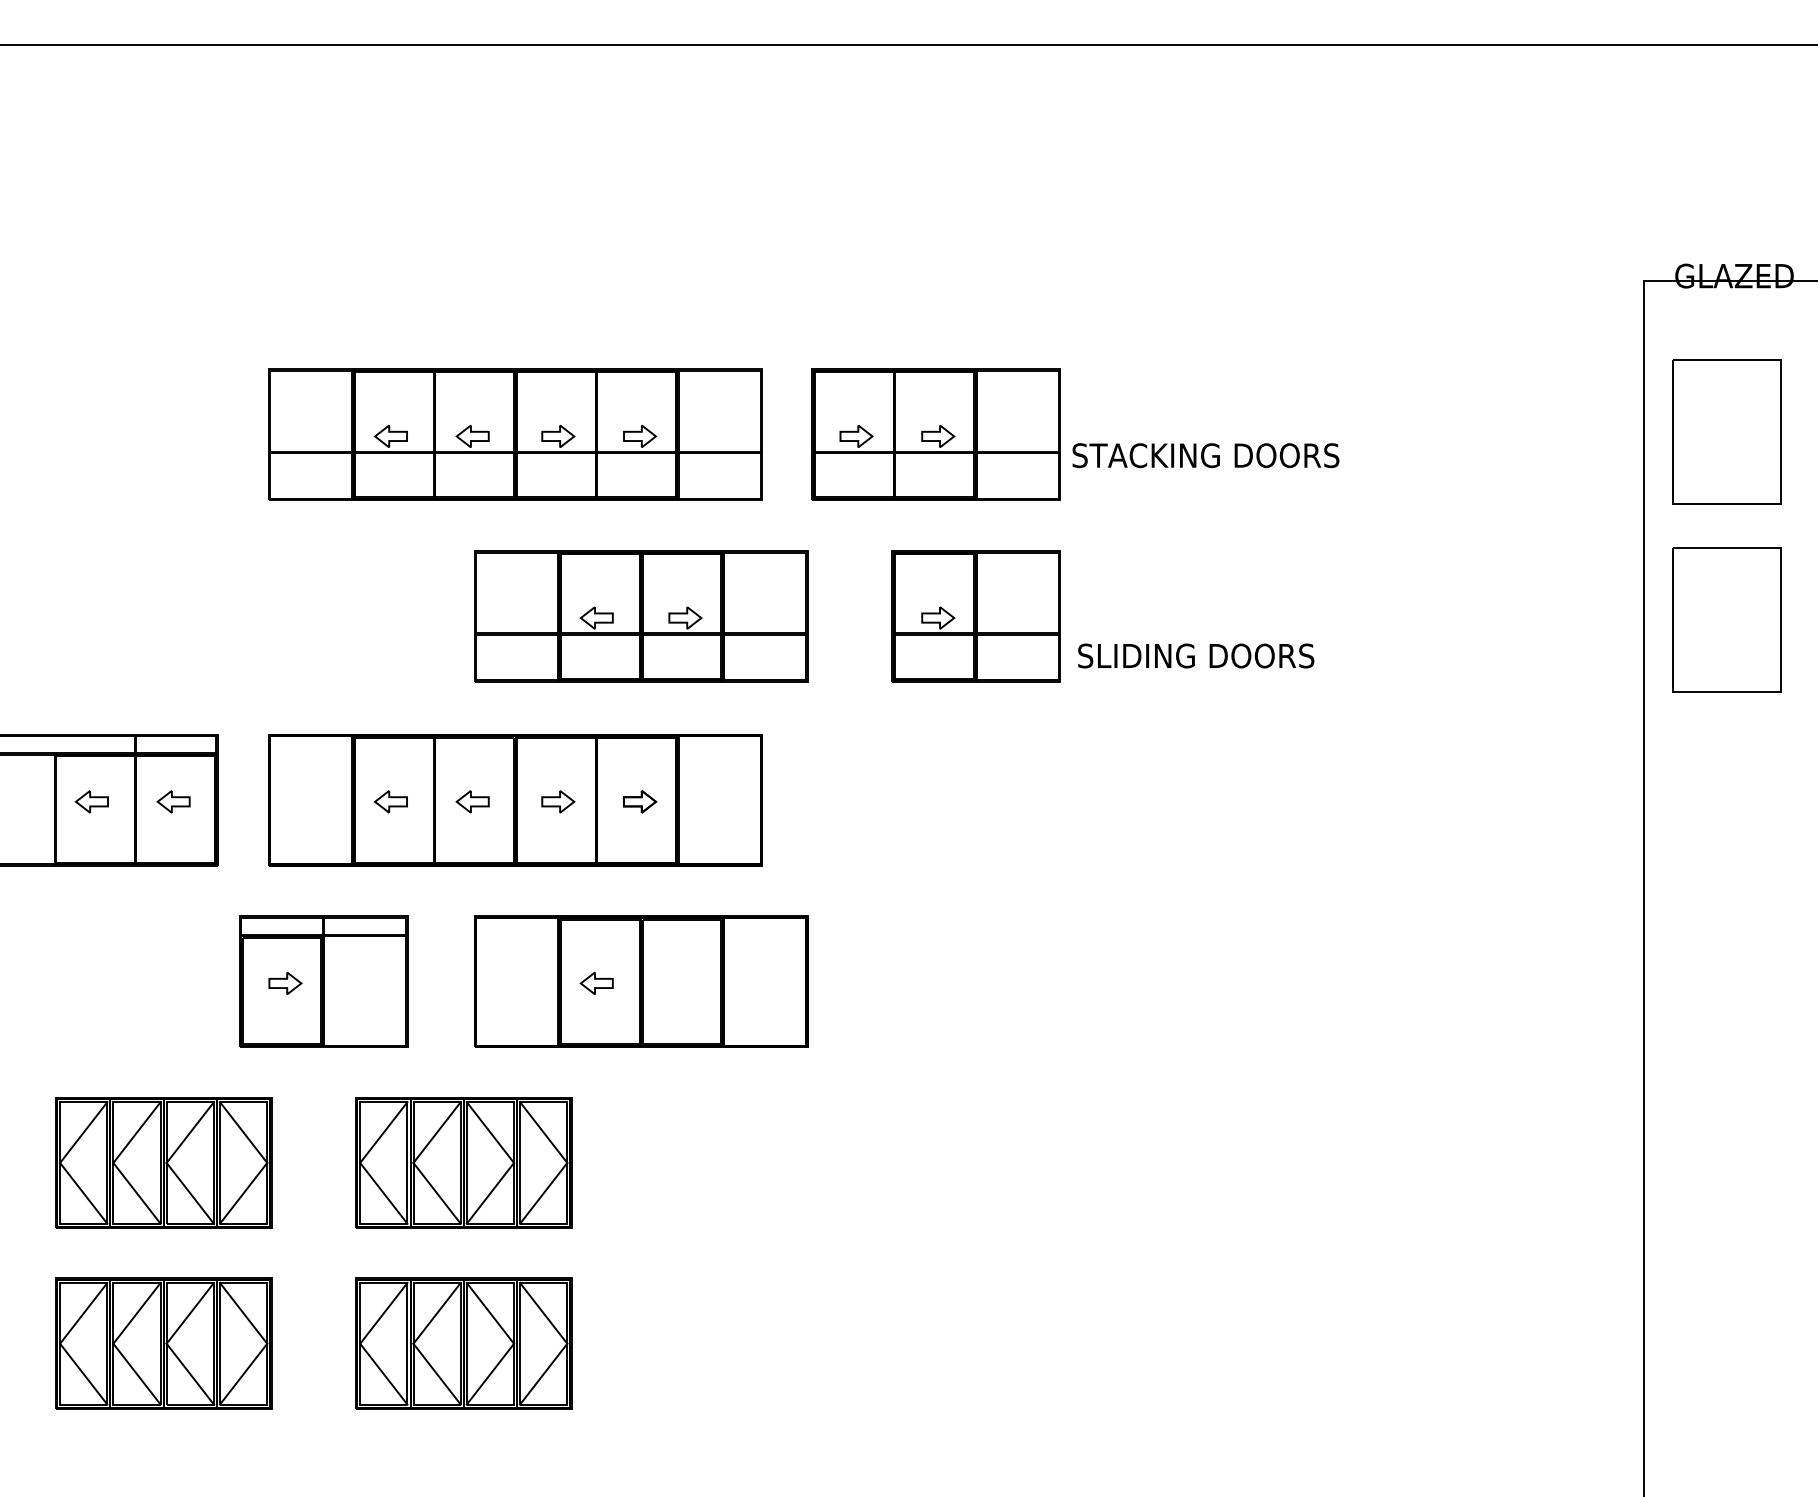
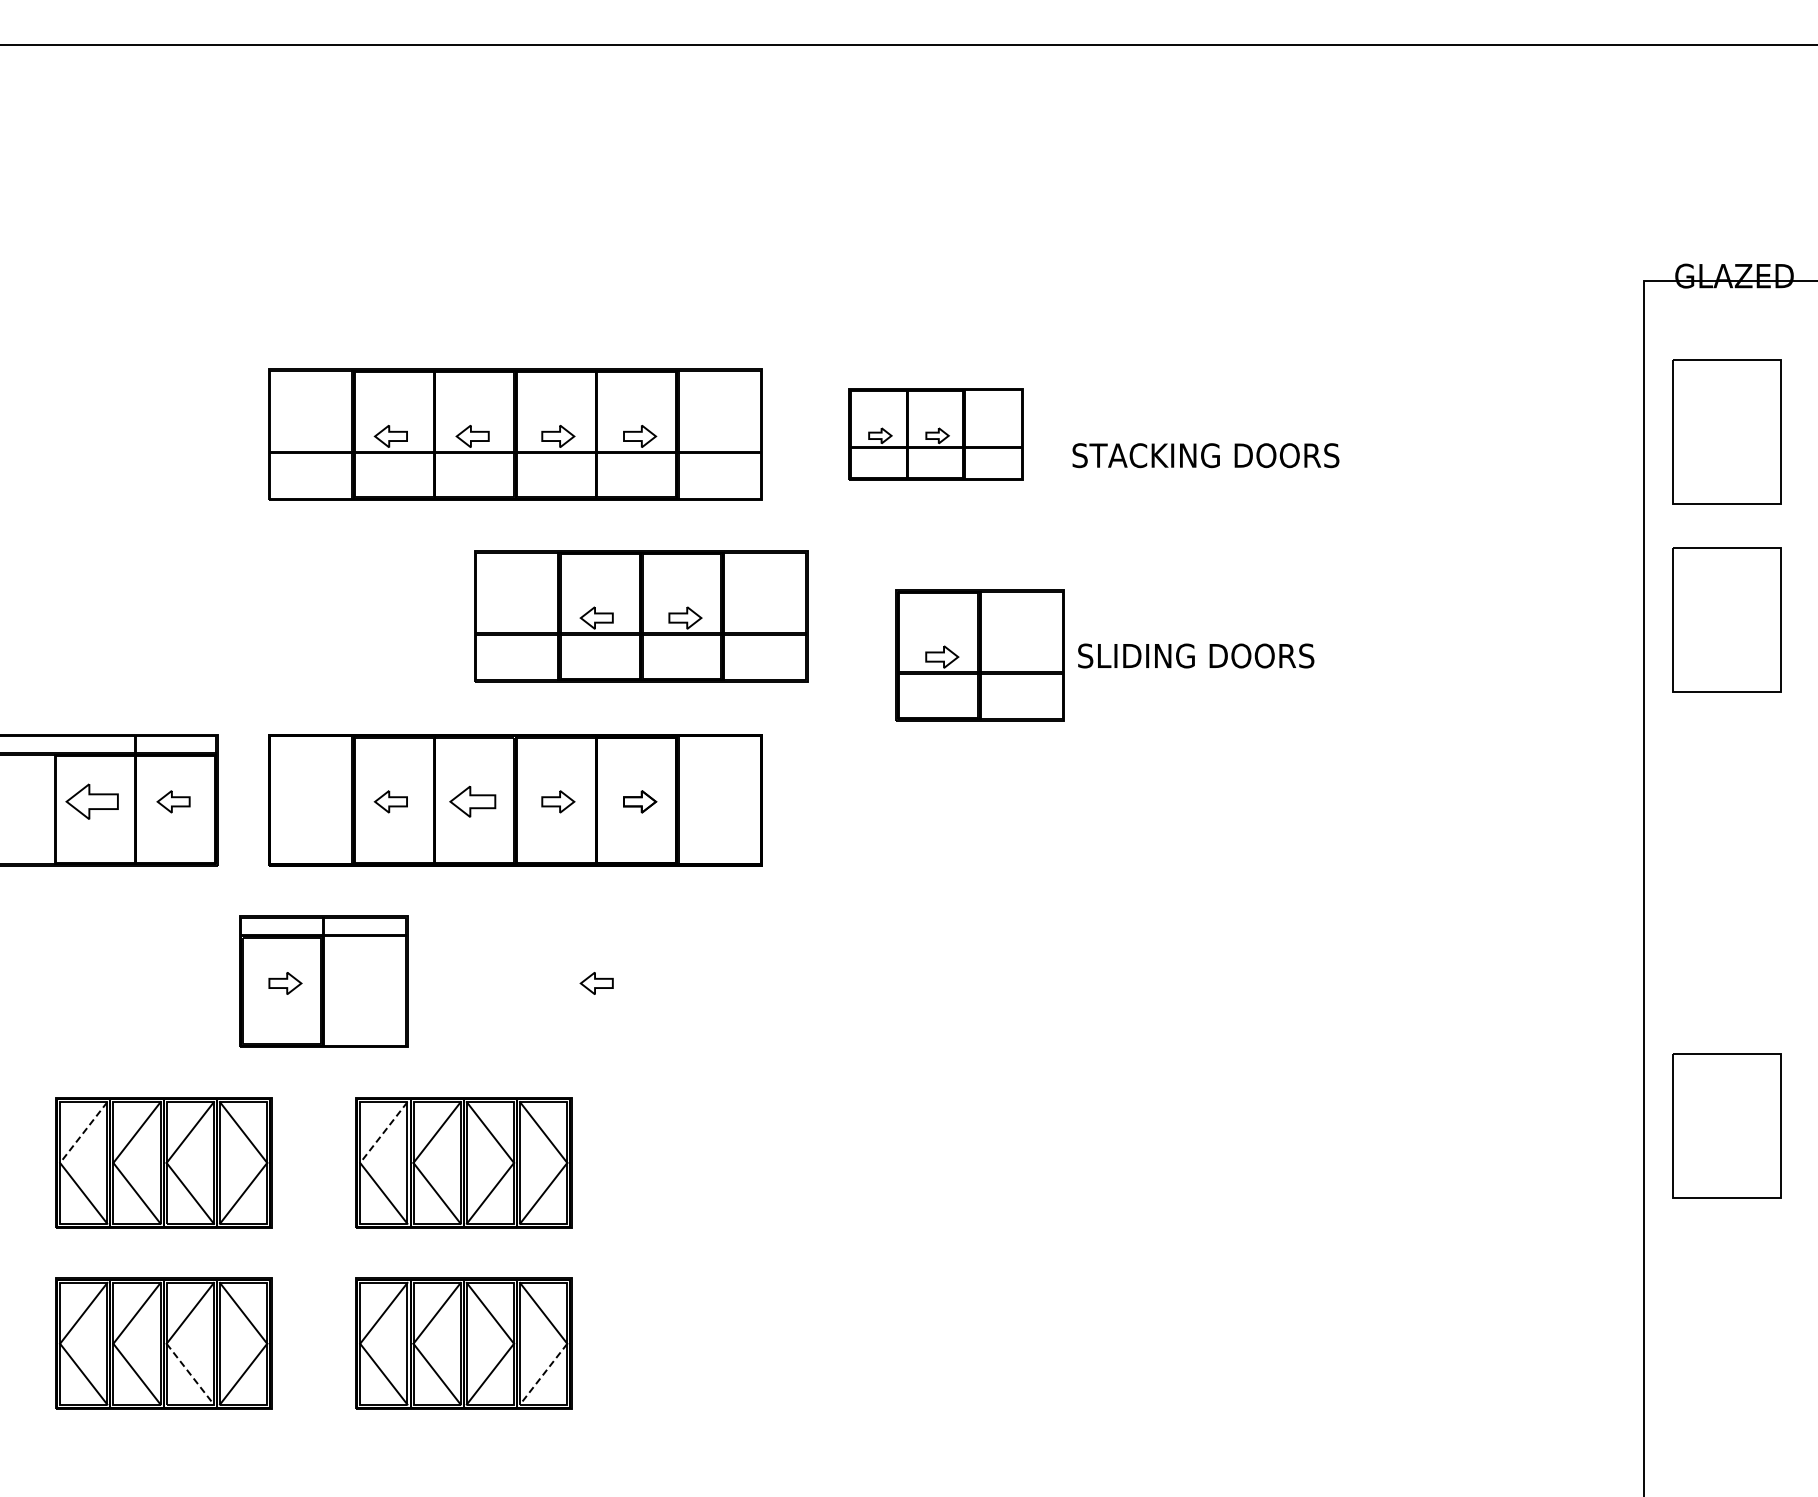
part size: 250x133 px -> 176x93 px (935, 434)
part position: (975, 616) -> (979, 655) (979, 655)
part size: 35x24 px -> 54x37 px (91, 801)
part size: 35x24 px -> 48x33 px (472, 801)
part: present -> none (641, 981)
part: none -> present (1726, 1125)
line: solid -> dashed (83, 1132)
line: solid -> dashed (383, 1132)
line: solid -> dashed (190, 1374)
line: solid -> dashed (543, 1374)
